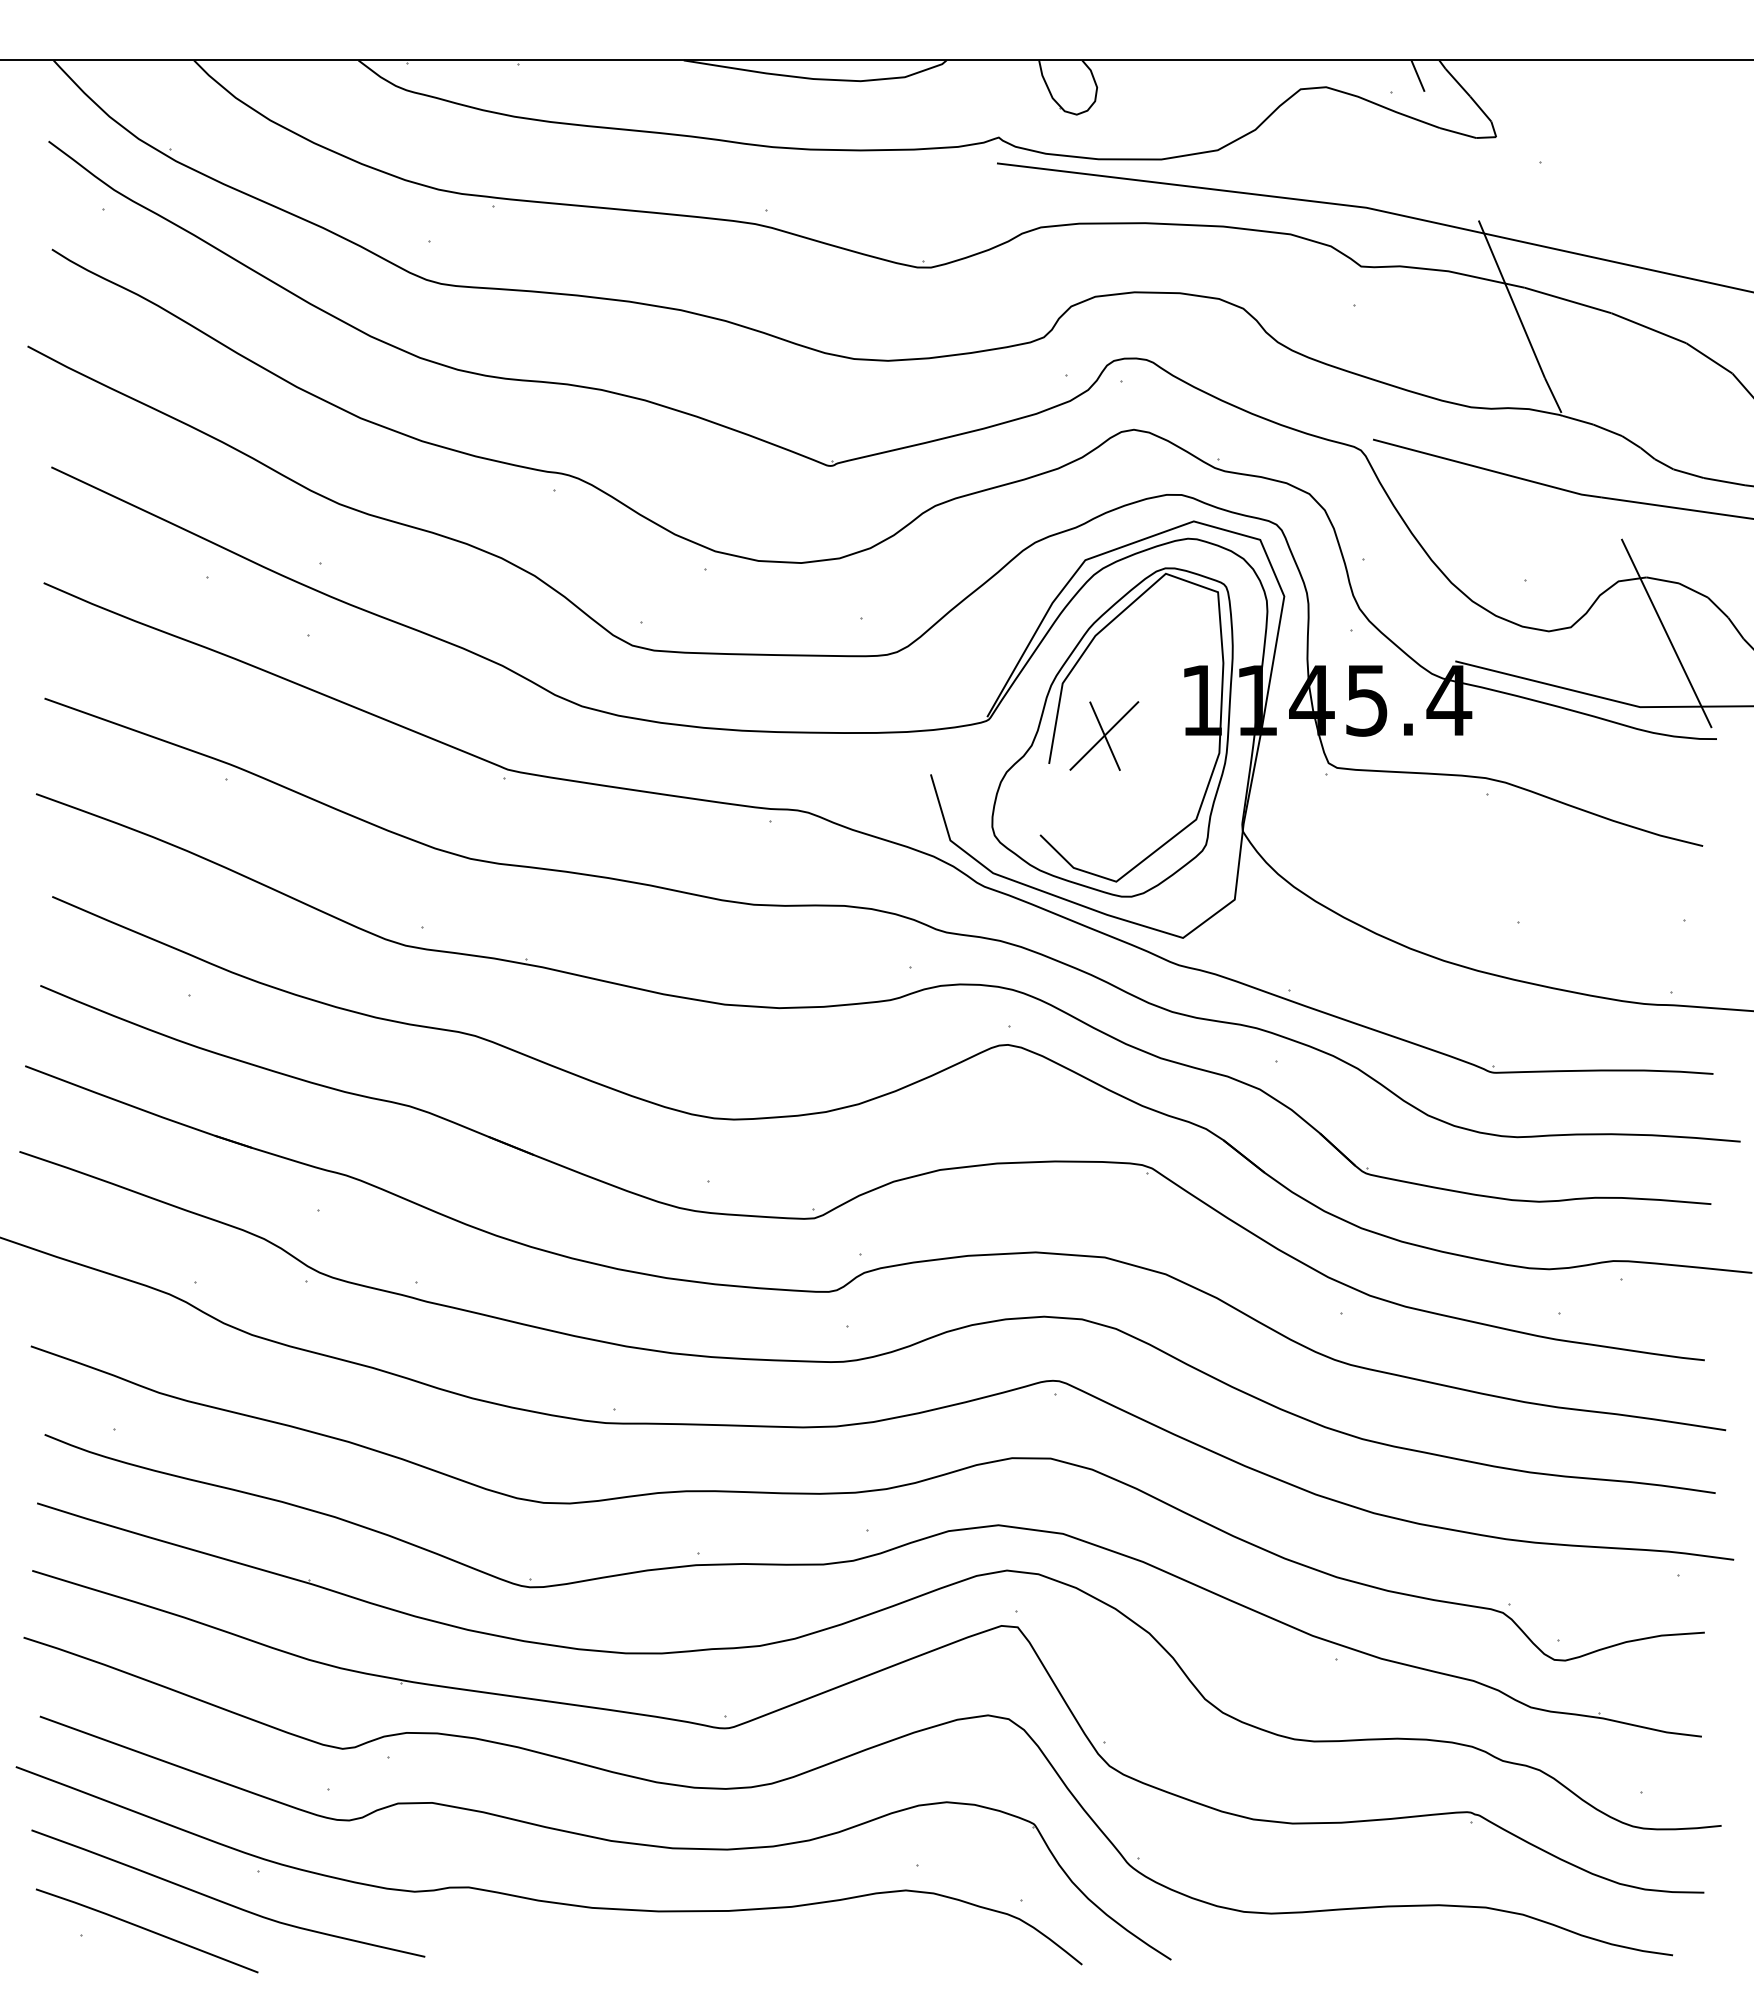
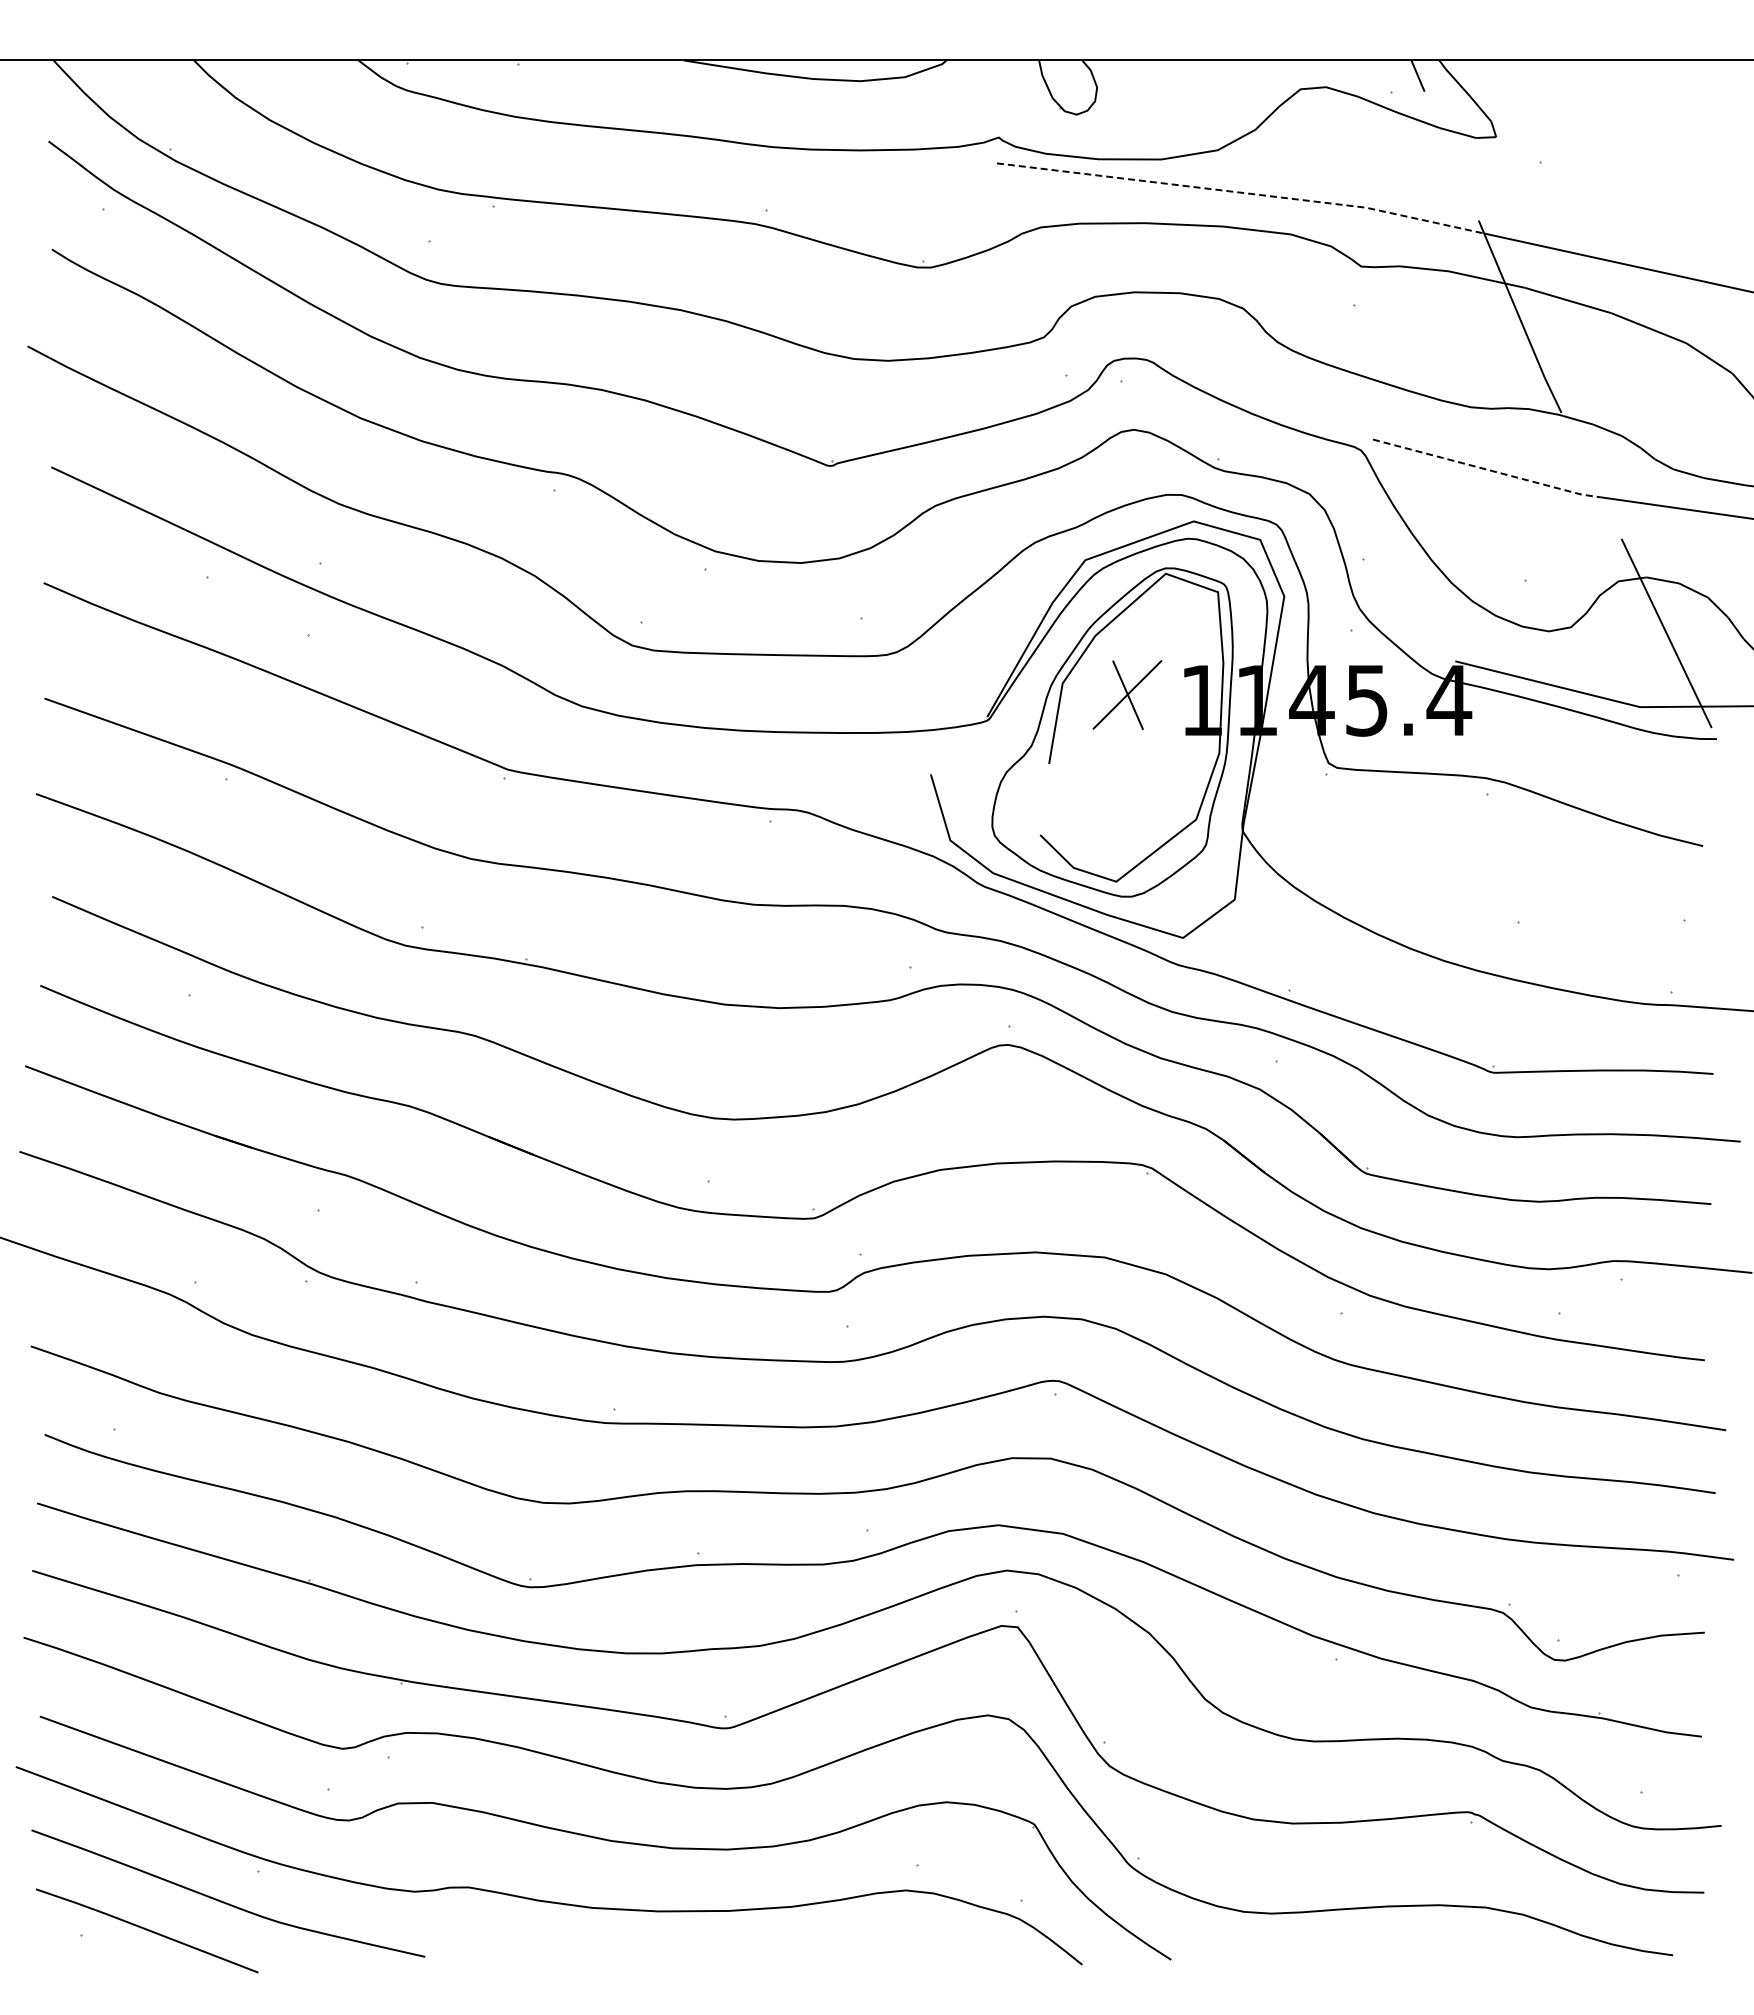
line: solid -> dashed (1242, 192)
line: solid -> dashed (1487, 469)
part position: (1104, 735) -> (1127, 694) (1127, 694)
